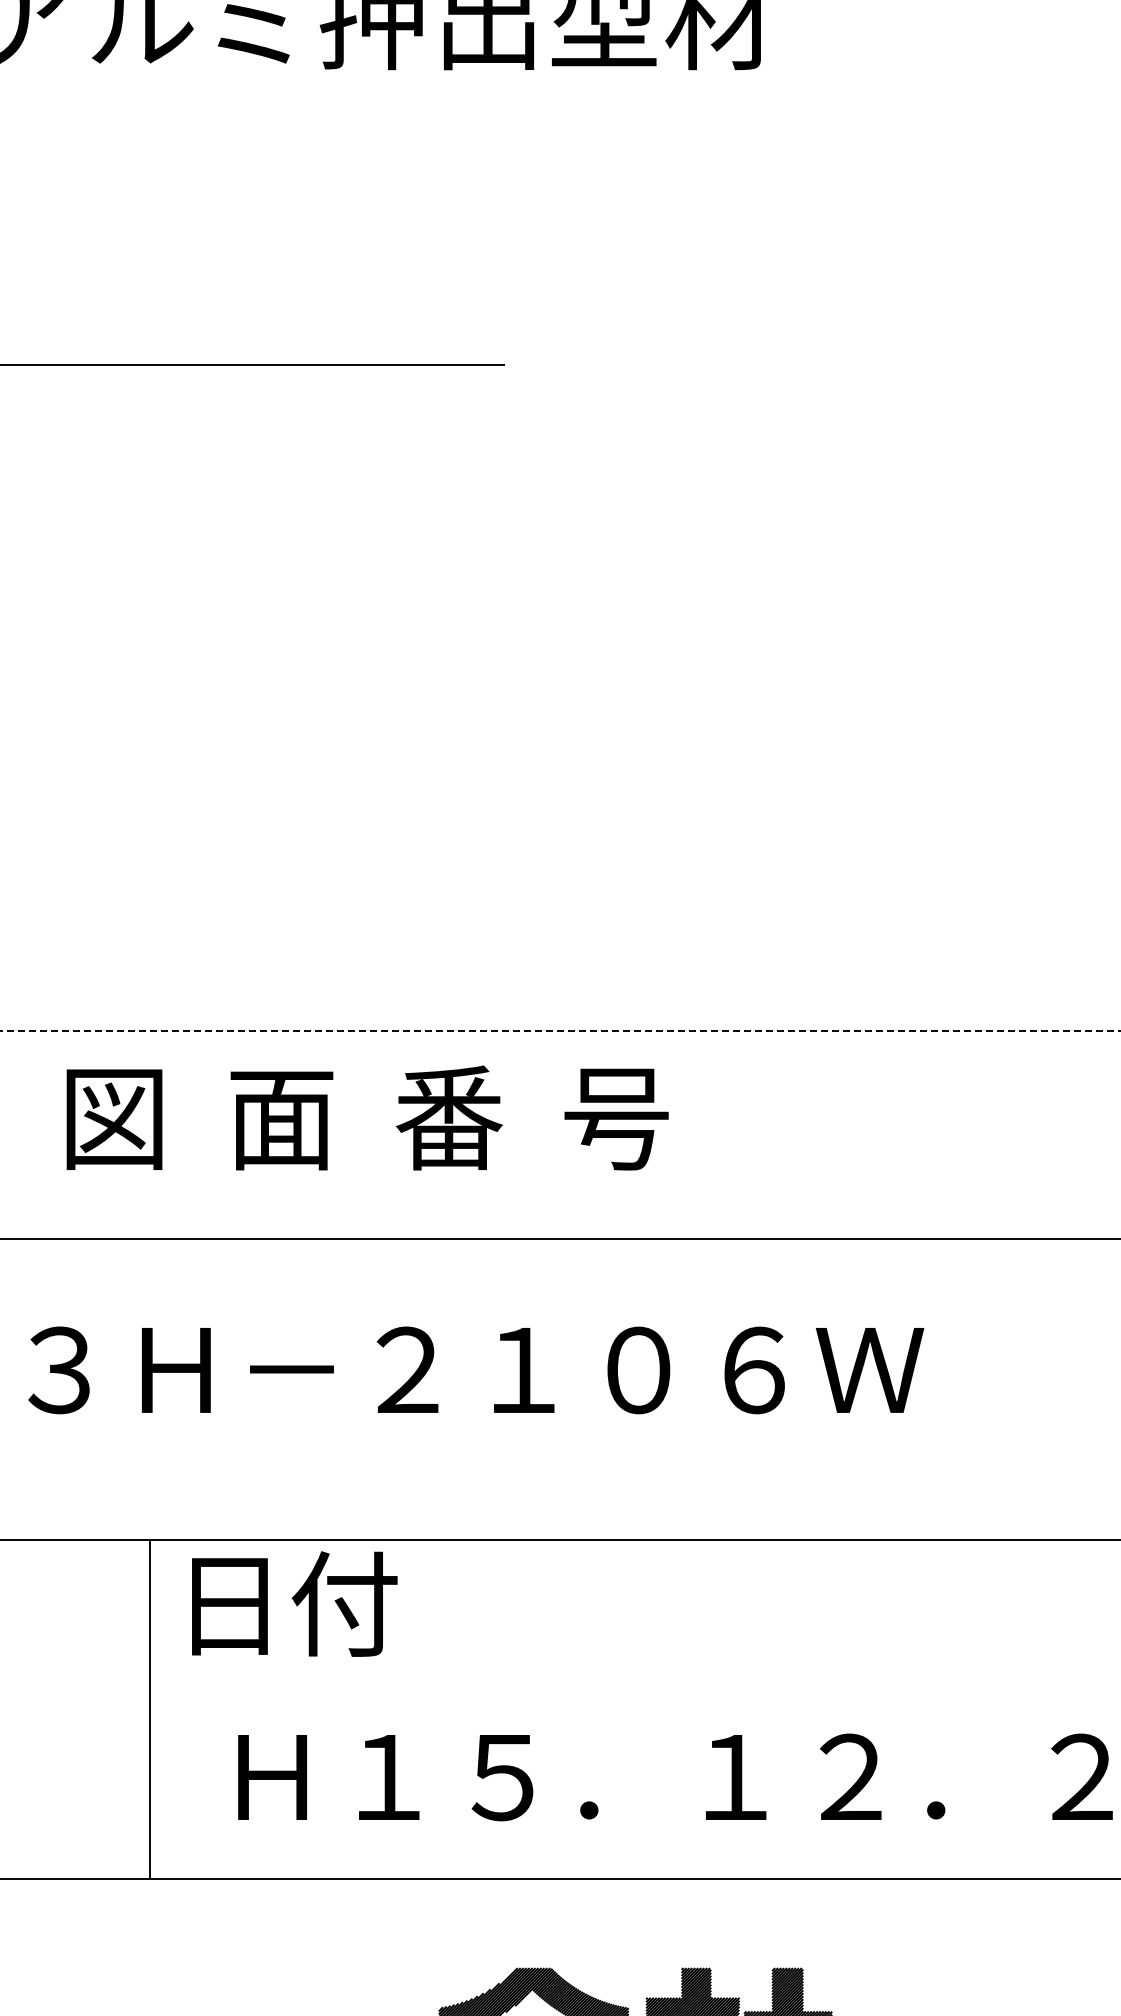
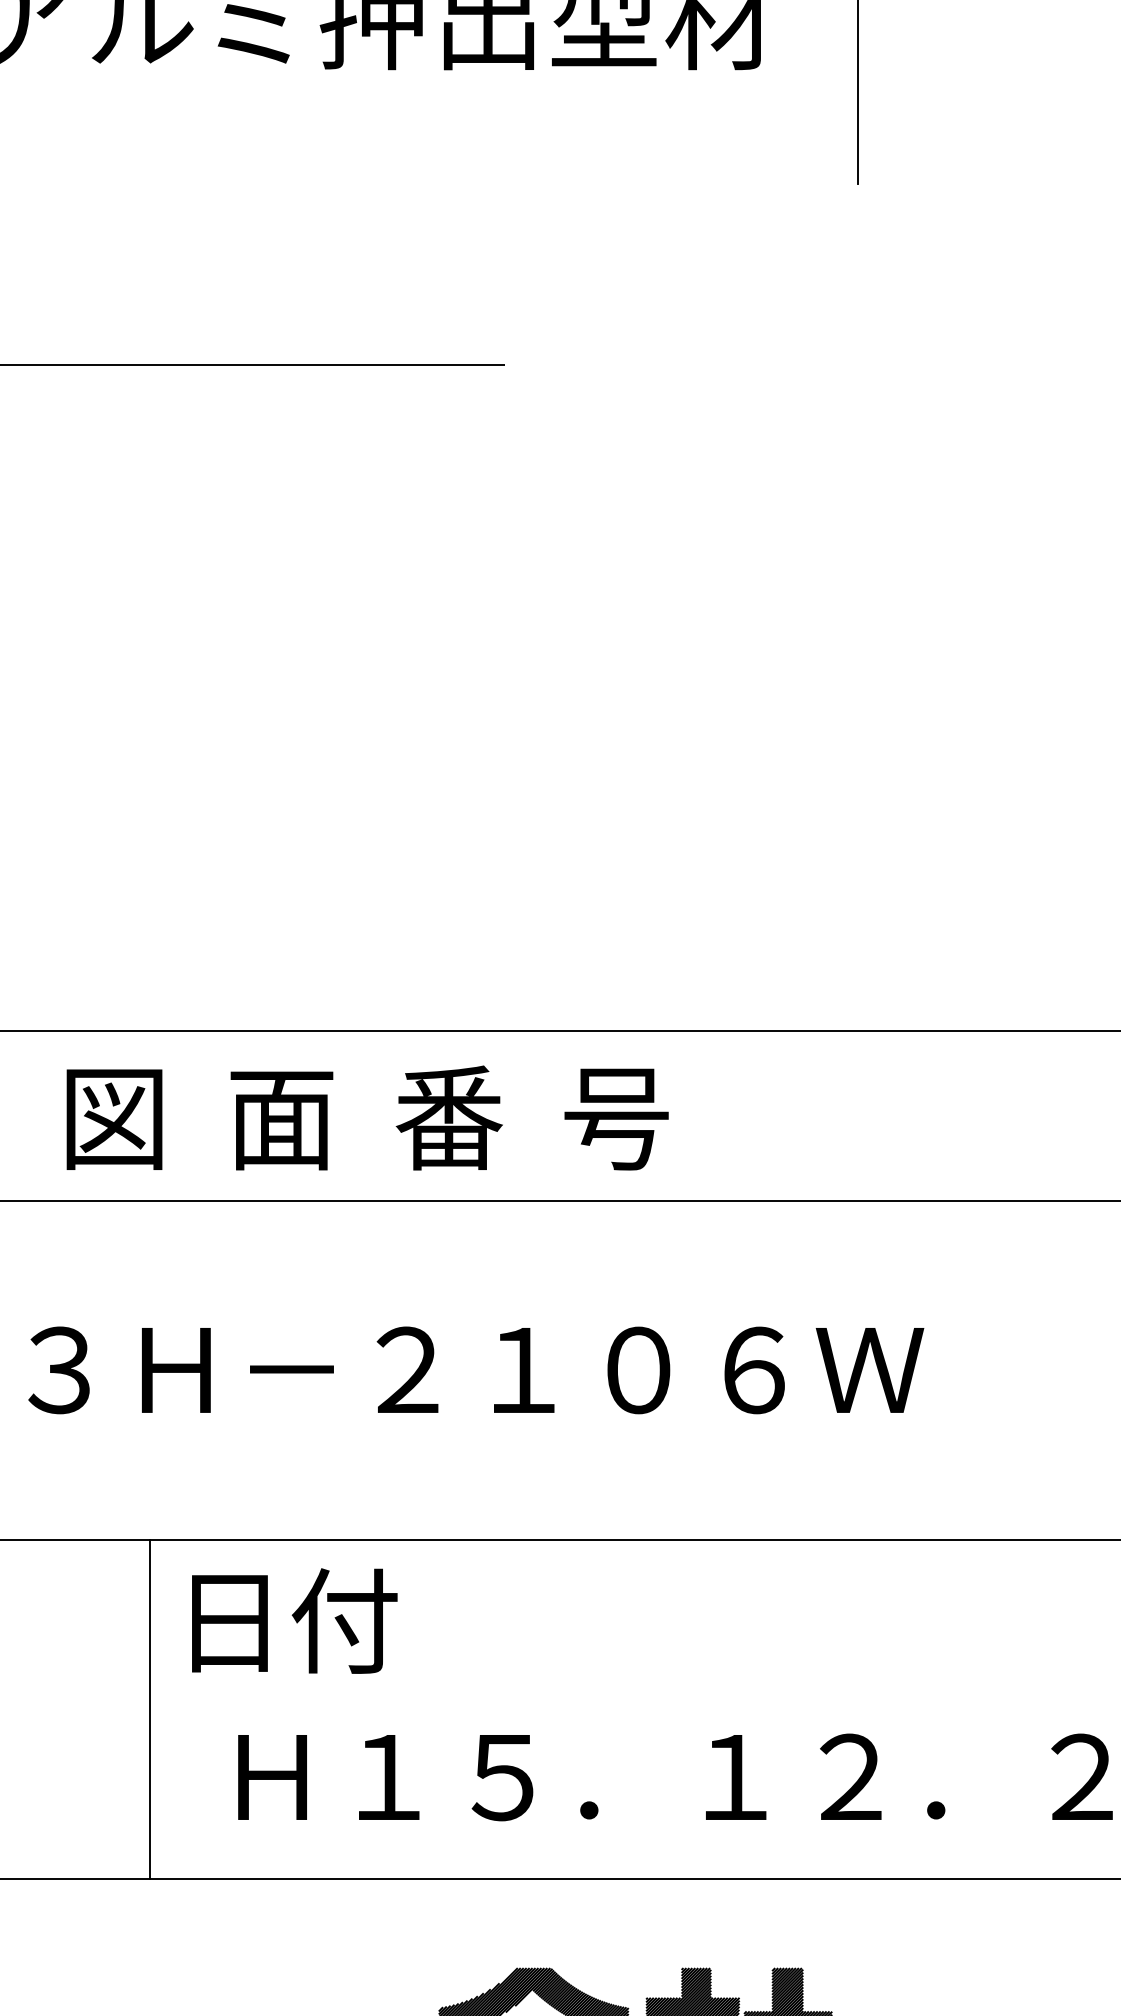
line: none -> present (857, 93)
line: dashed -> solid (560, 1031)
line position: (559, 1239) -> (559, 1201) (559, 1201)
text position: (294, 1603) -> (294, 1620) (294, 1620)
